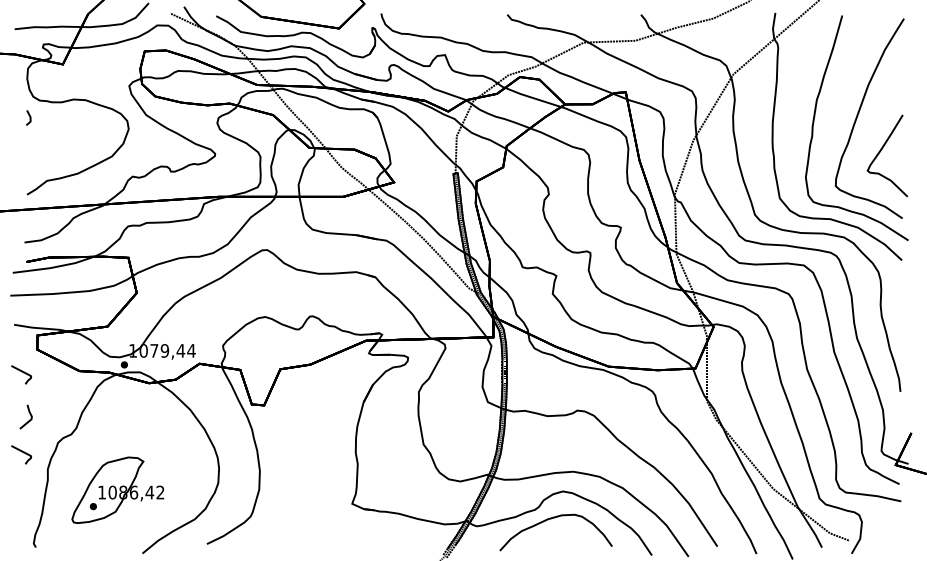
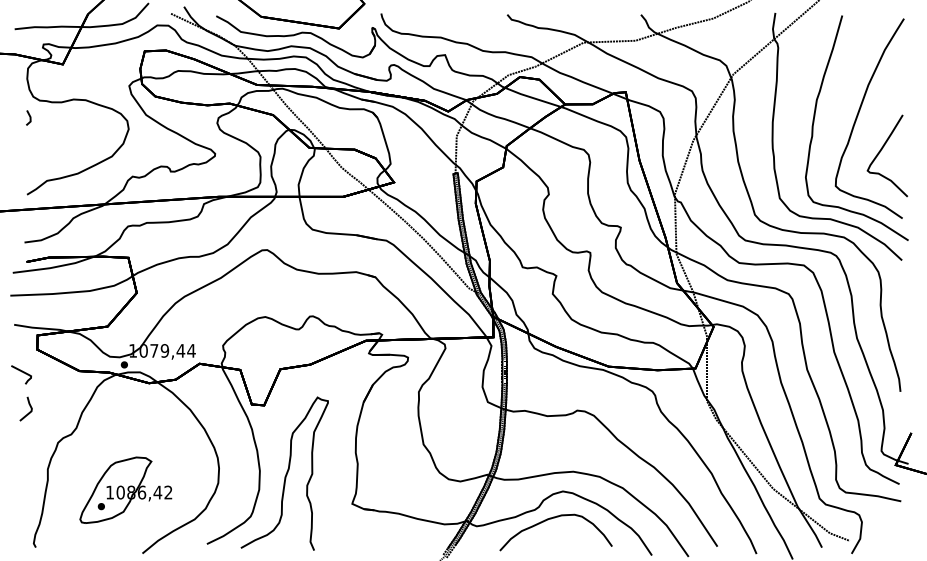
line position: (29, 414) -> (29, 406) (29, 406)
curve: present -> none (21, 452)
curve: none -> present (285, 474)
part position: (117, 489) -> (125, 489) (125, 489)
